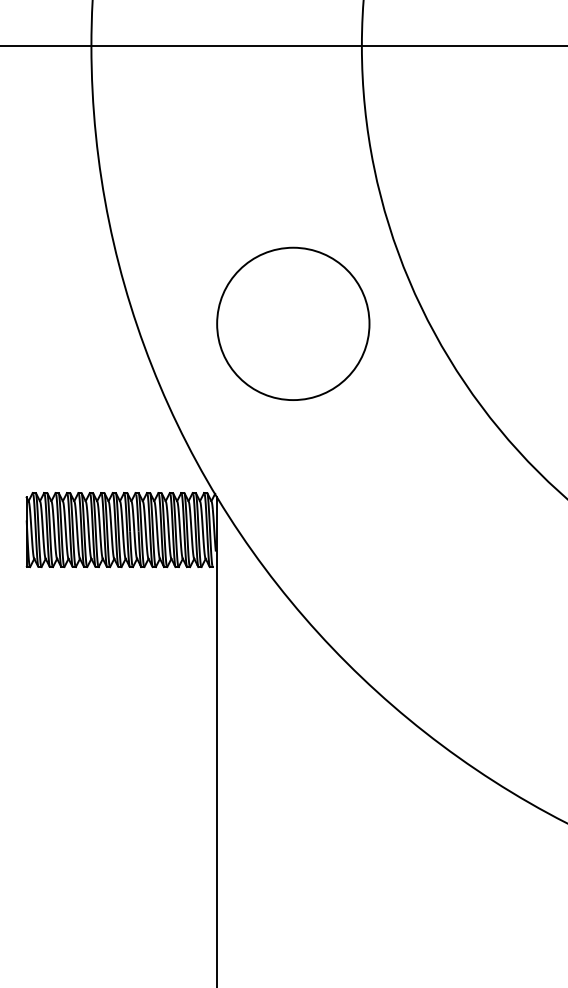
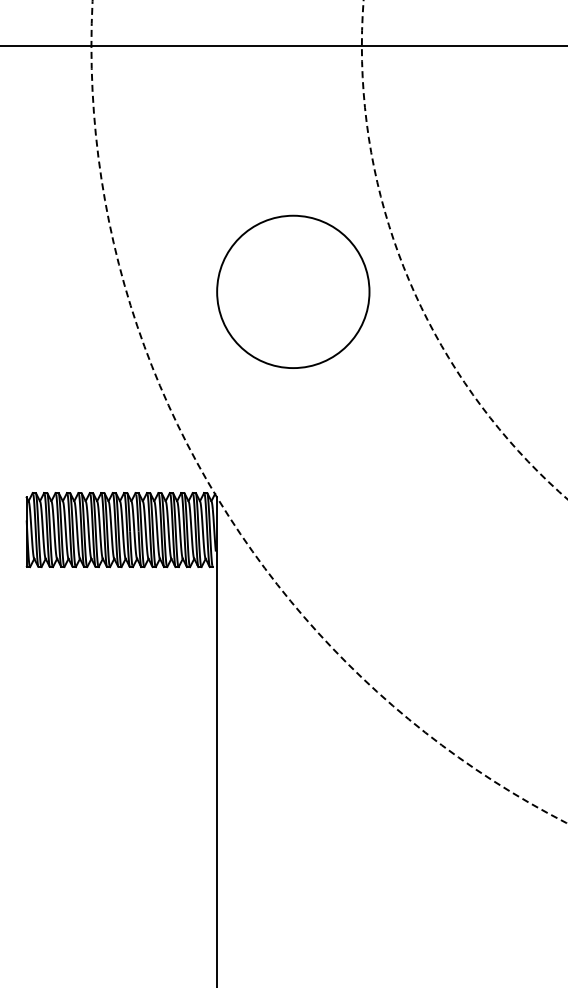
circle: solid -> dashed (464, 249)
circle position: (293, 323) -> (293, 291) (293, 291)
circle: solid -> dashed (329, 411)
